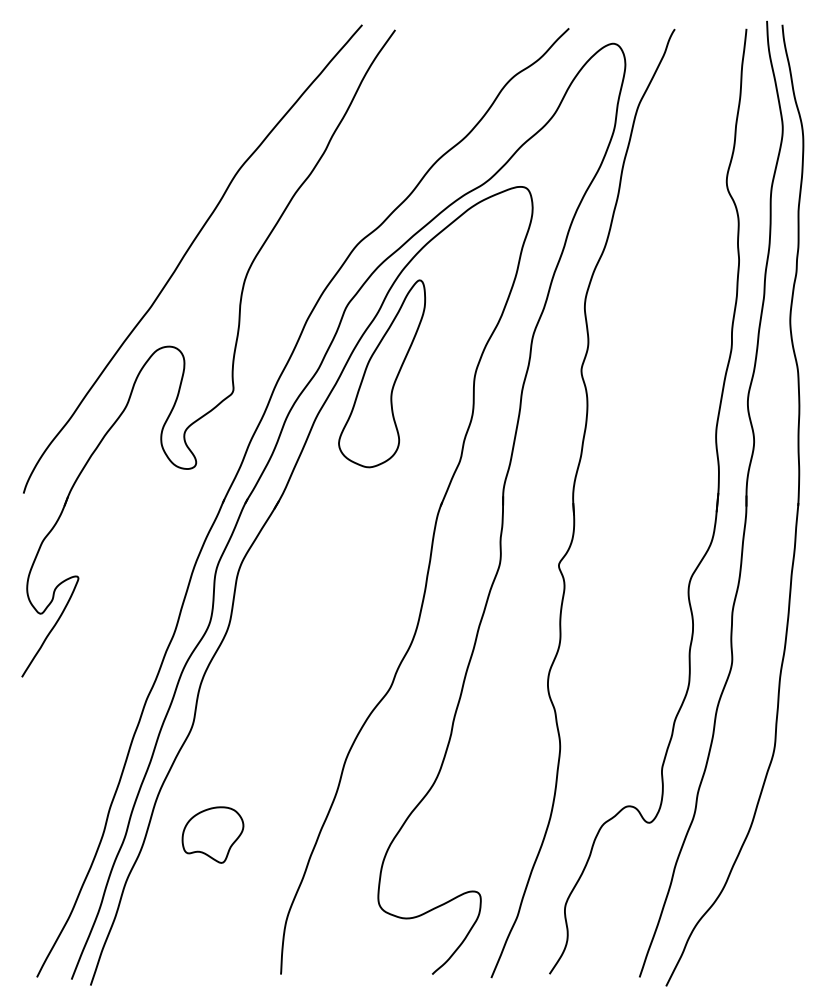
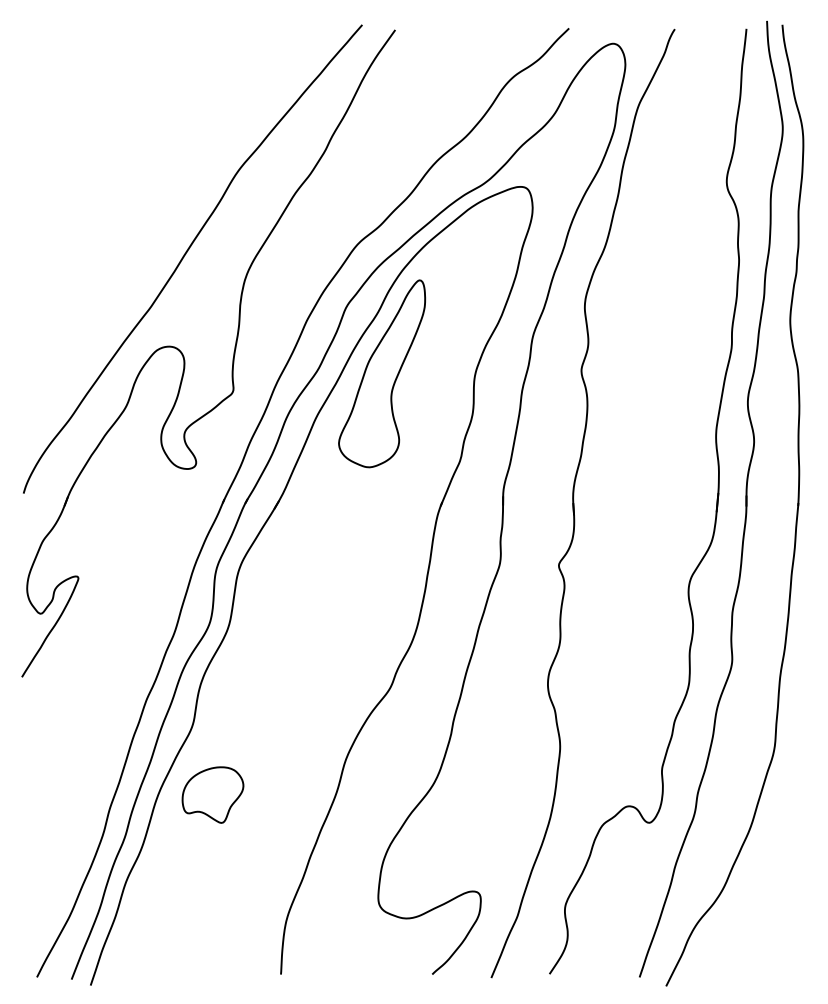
part position: (212, 834) -> (212, 794) (212, 794)
